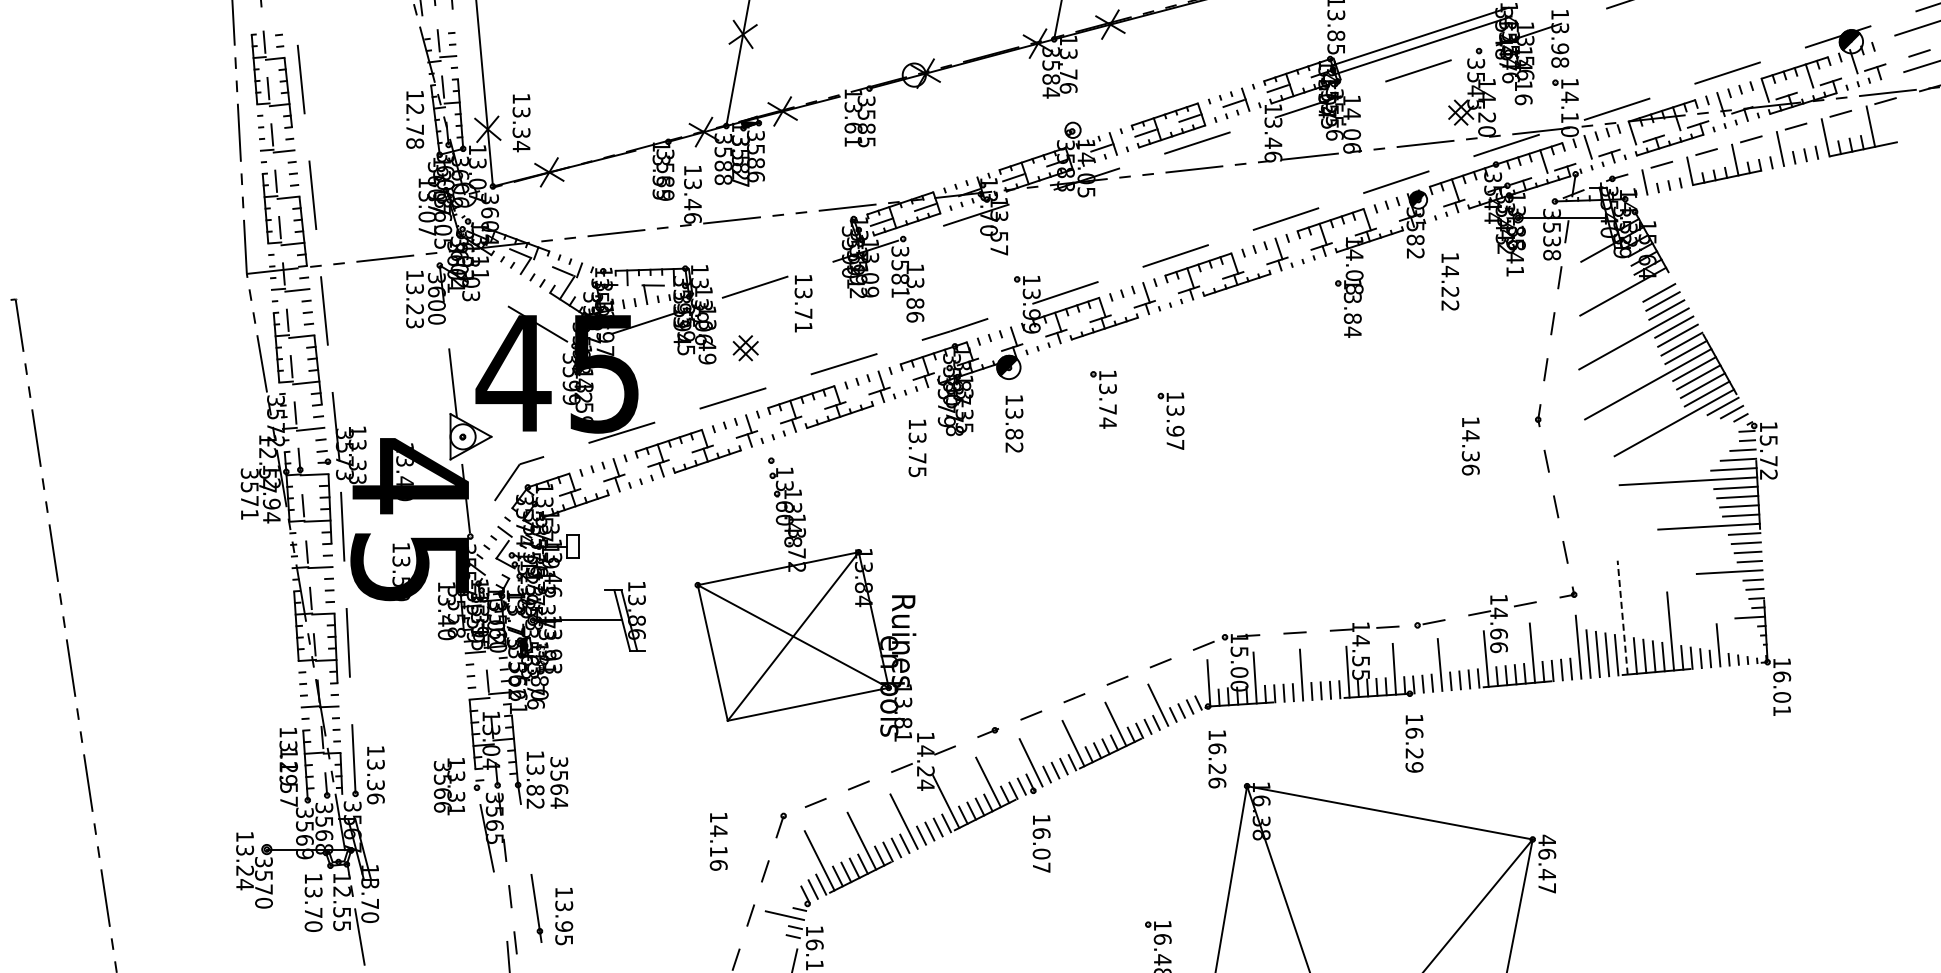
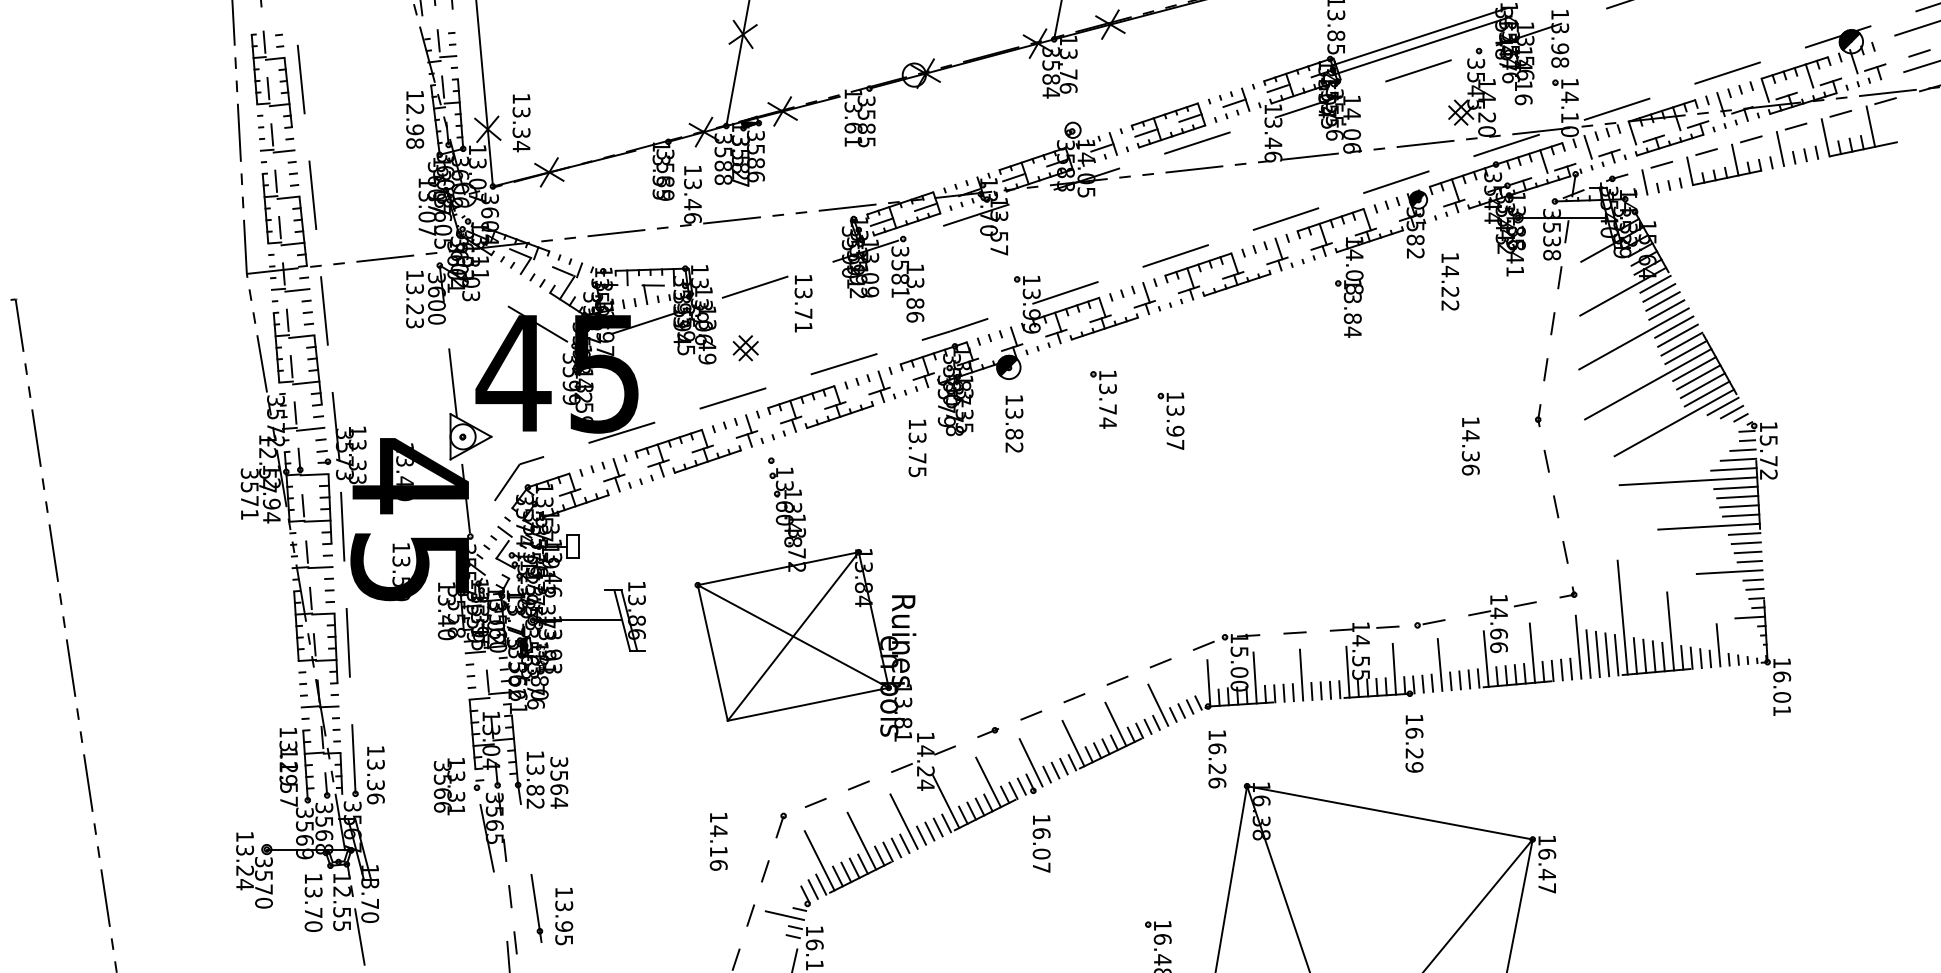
text: 12.78 -> 12.98 (415, 129)
line: none -> present (1655, 283)
line: dashed -> solid (1622, 617)
text: 46.47 -> 16.47 (1546, 840)
